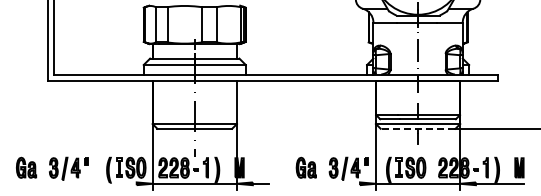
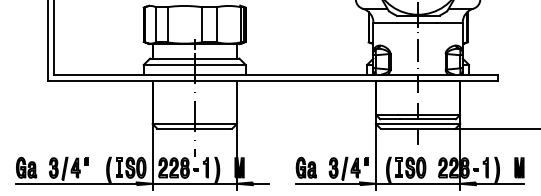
line: dashed -> solid (417, 128)
line: none -> present (76, 183)
line: none -> present (328, 183)
